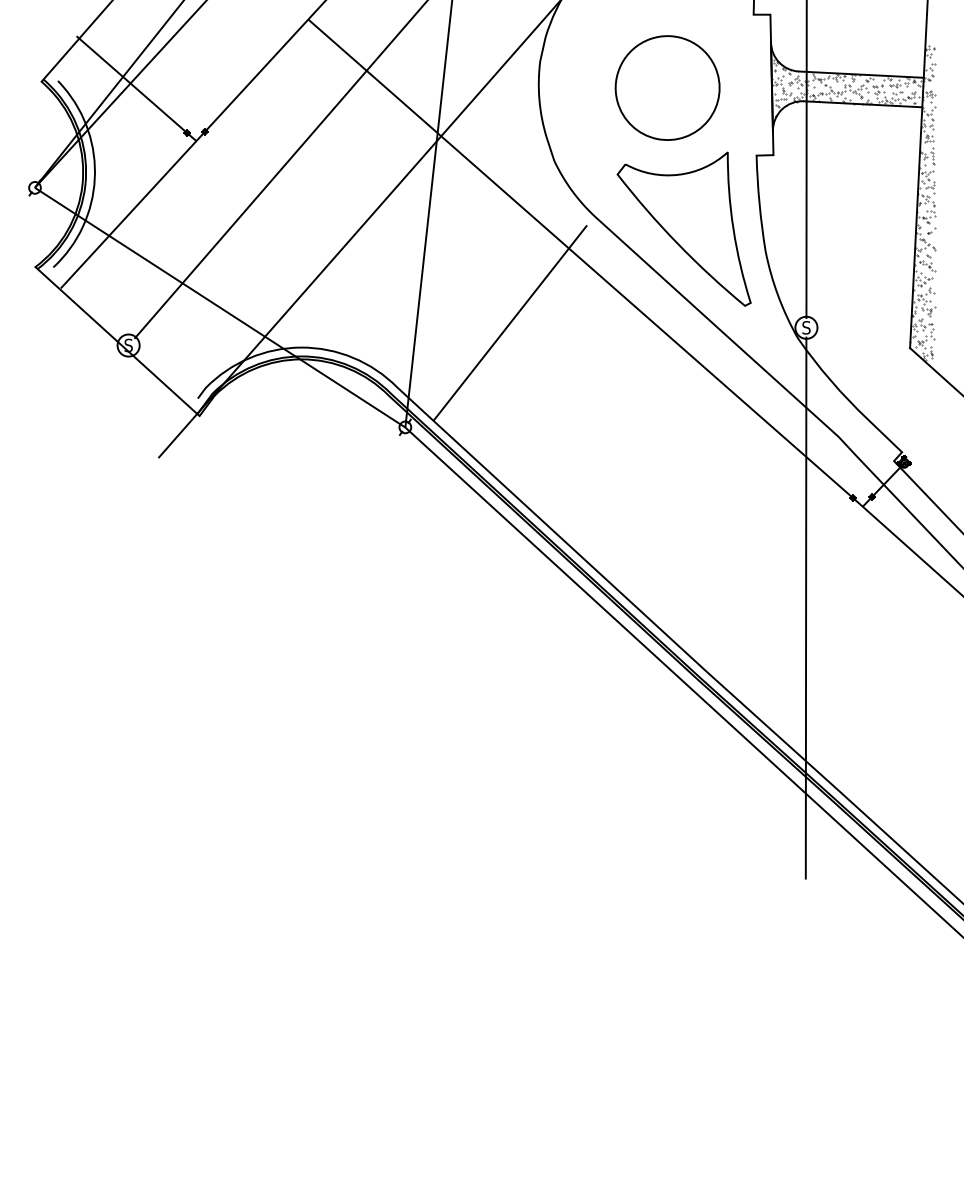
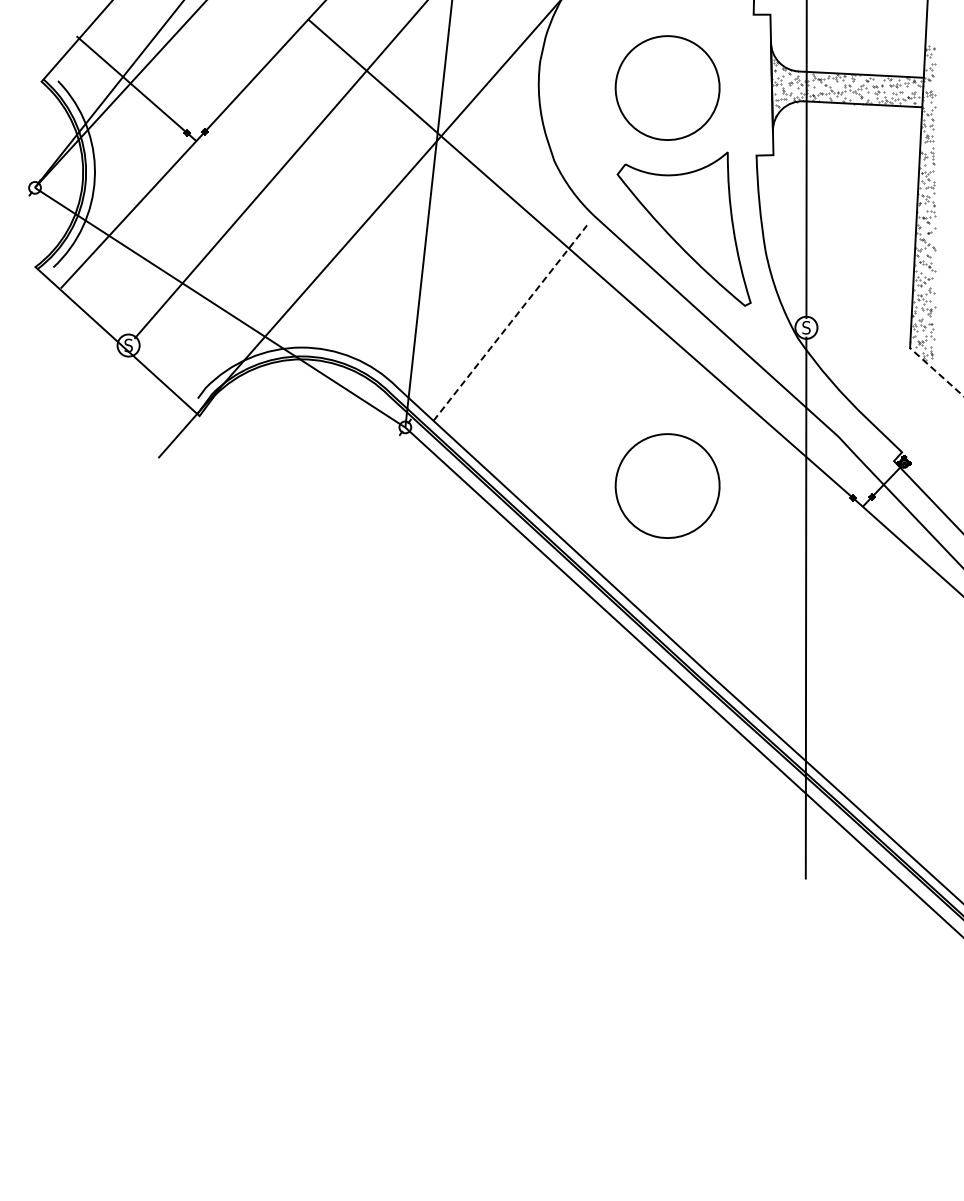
line: solid -> dashed (510, 322)
line: solid -> dashed (936, 372)
part: none -> present (667, 485)
